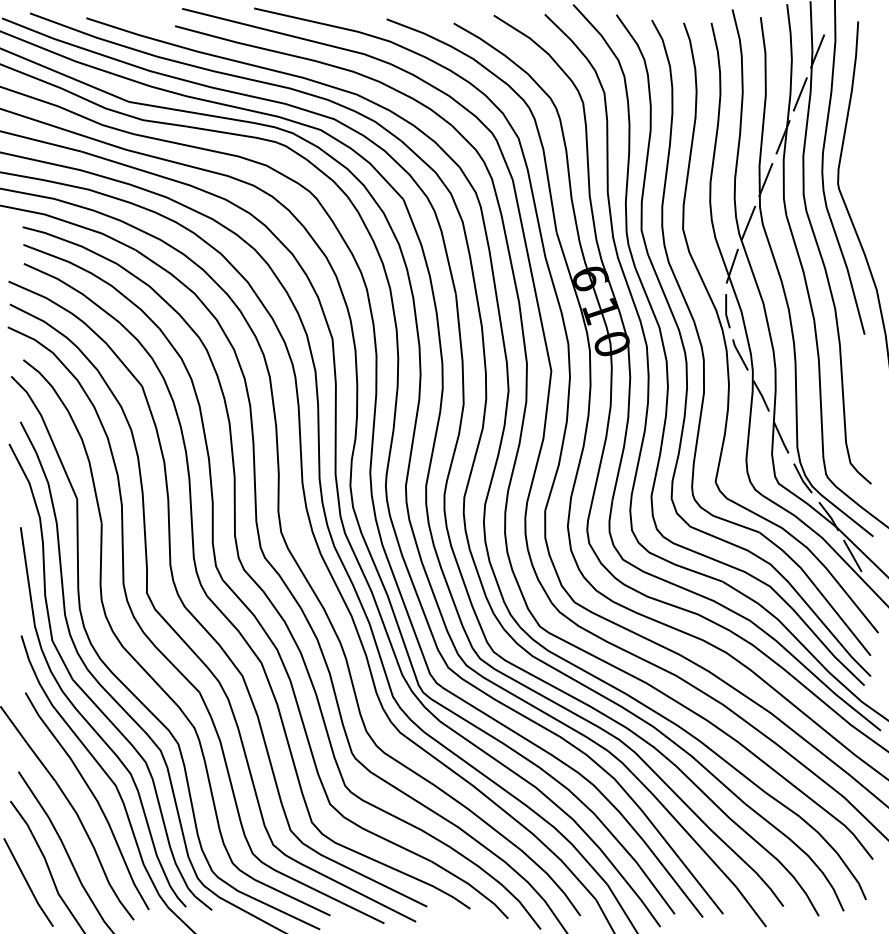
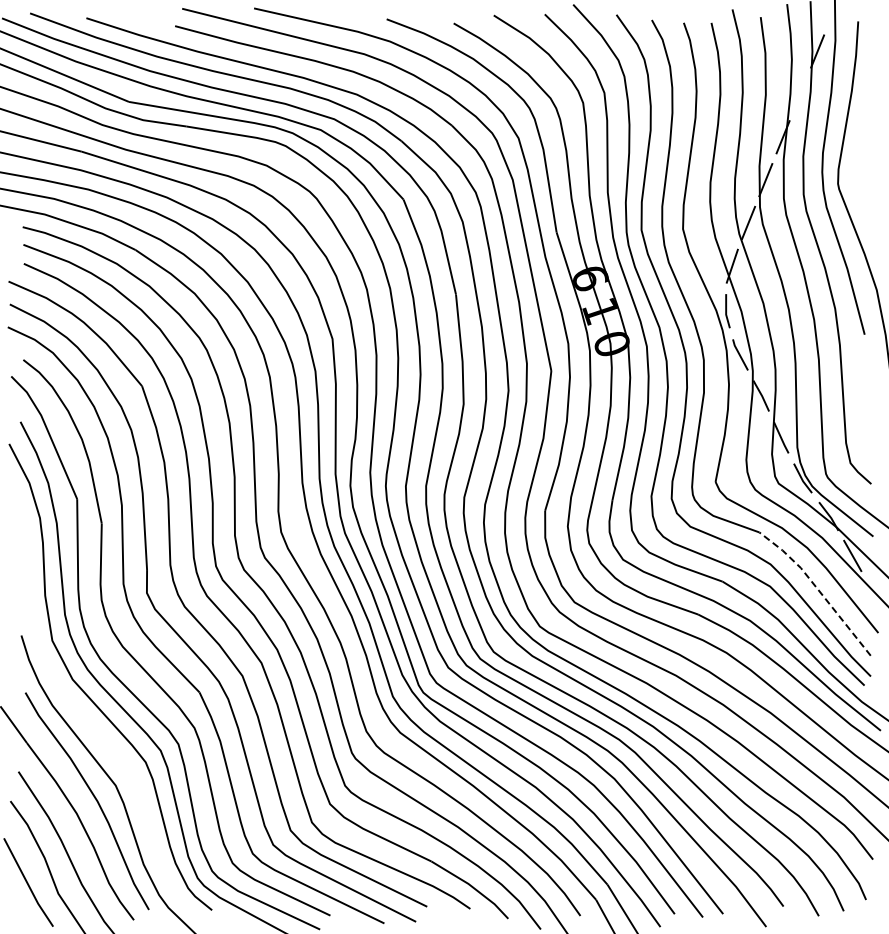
line: present -> none (799, 94)
line: solid -> dashed (817, 588)
curve: present -> none (93, 727)
